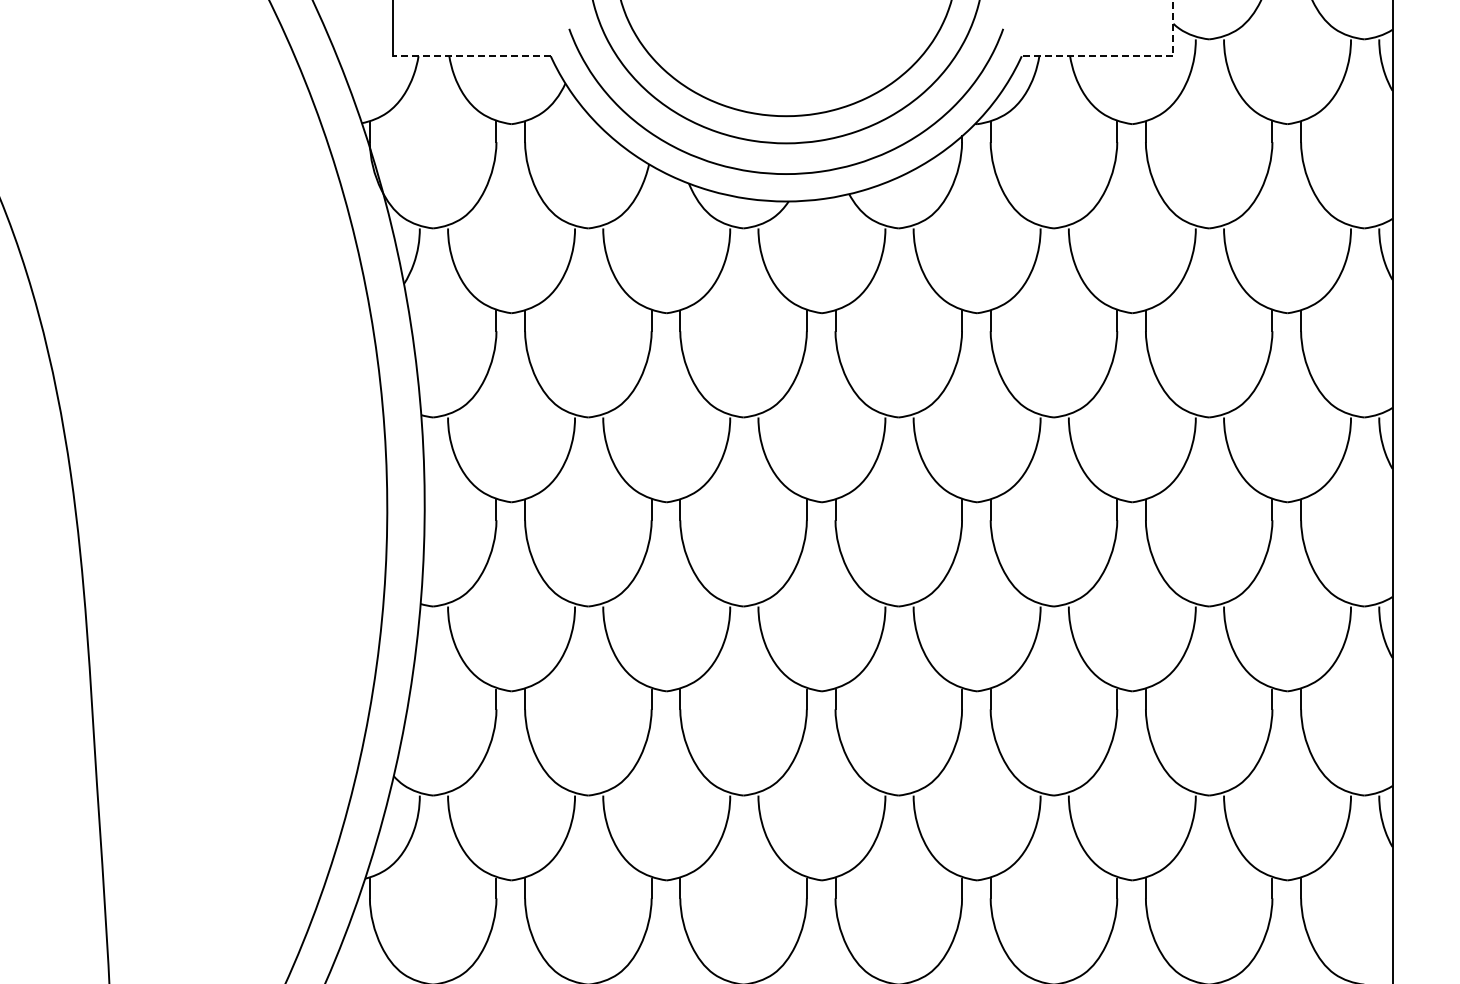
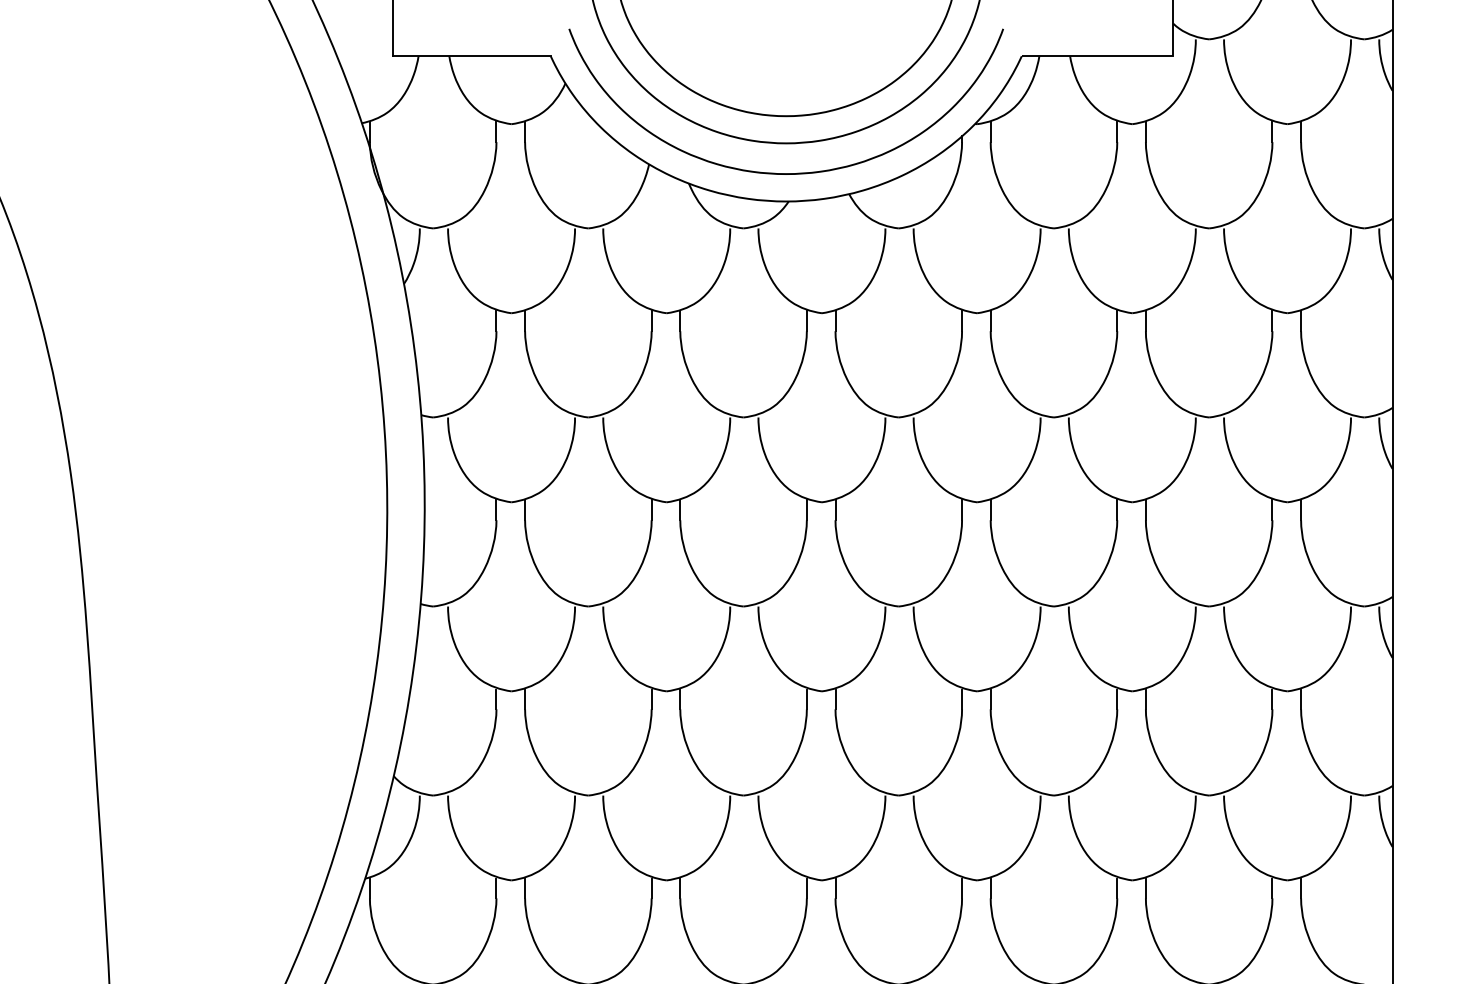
line: dashed -> solid (471, 56)
line: dashed -> solid (1125, 56)
